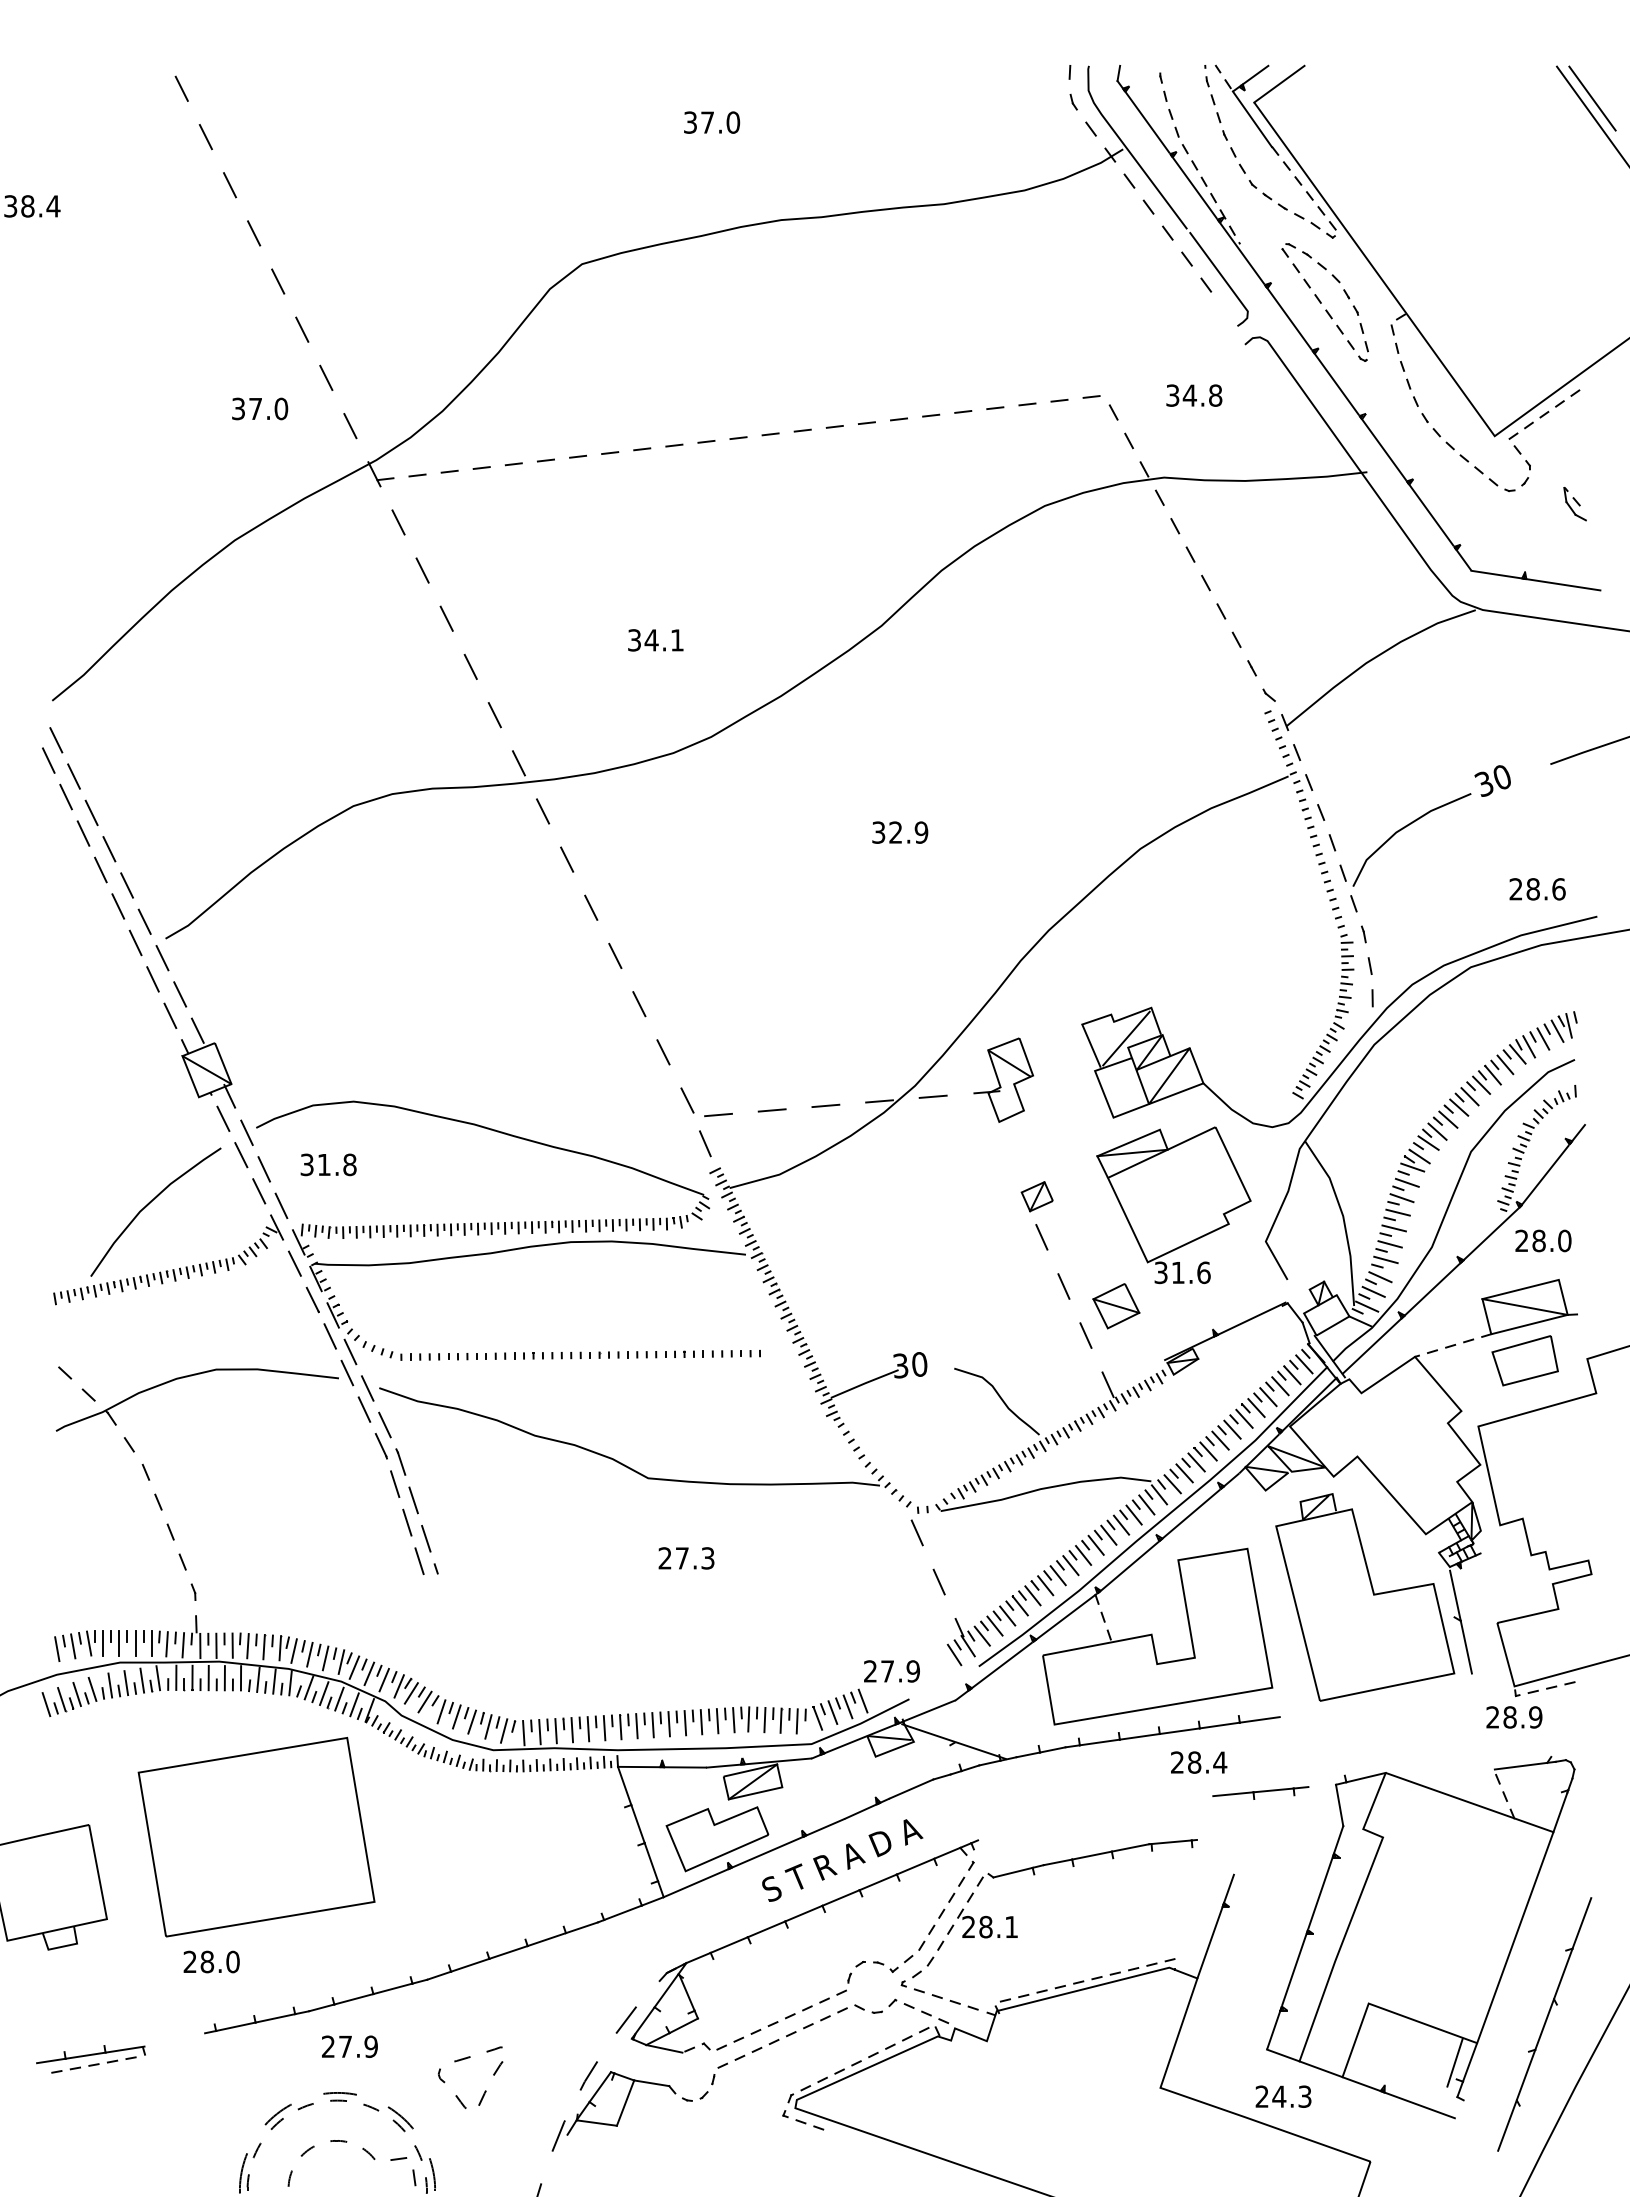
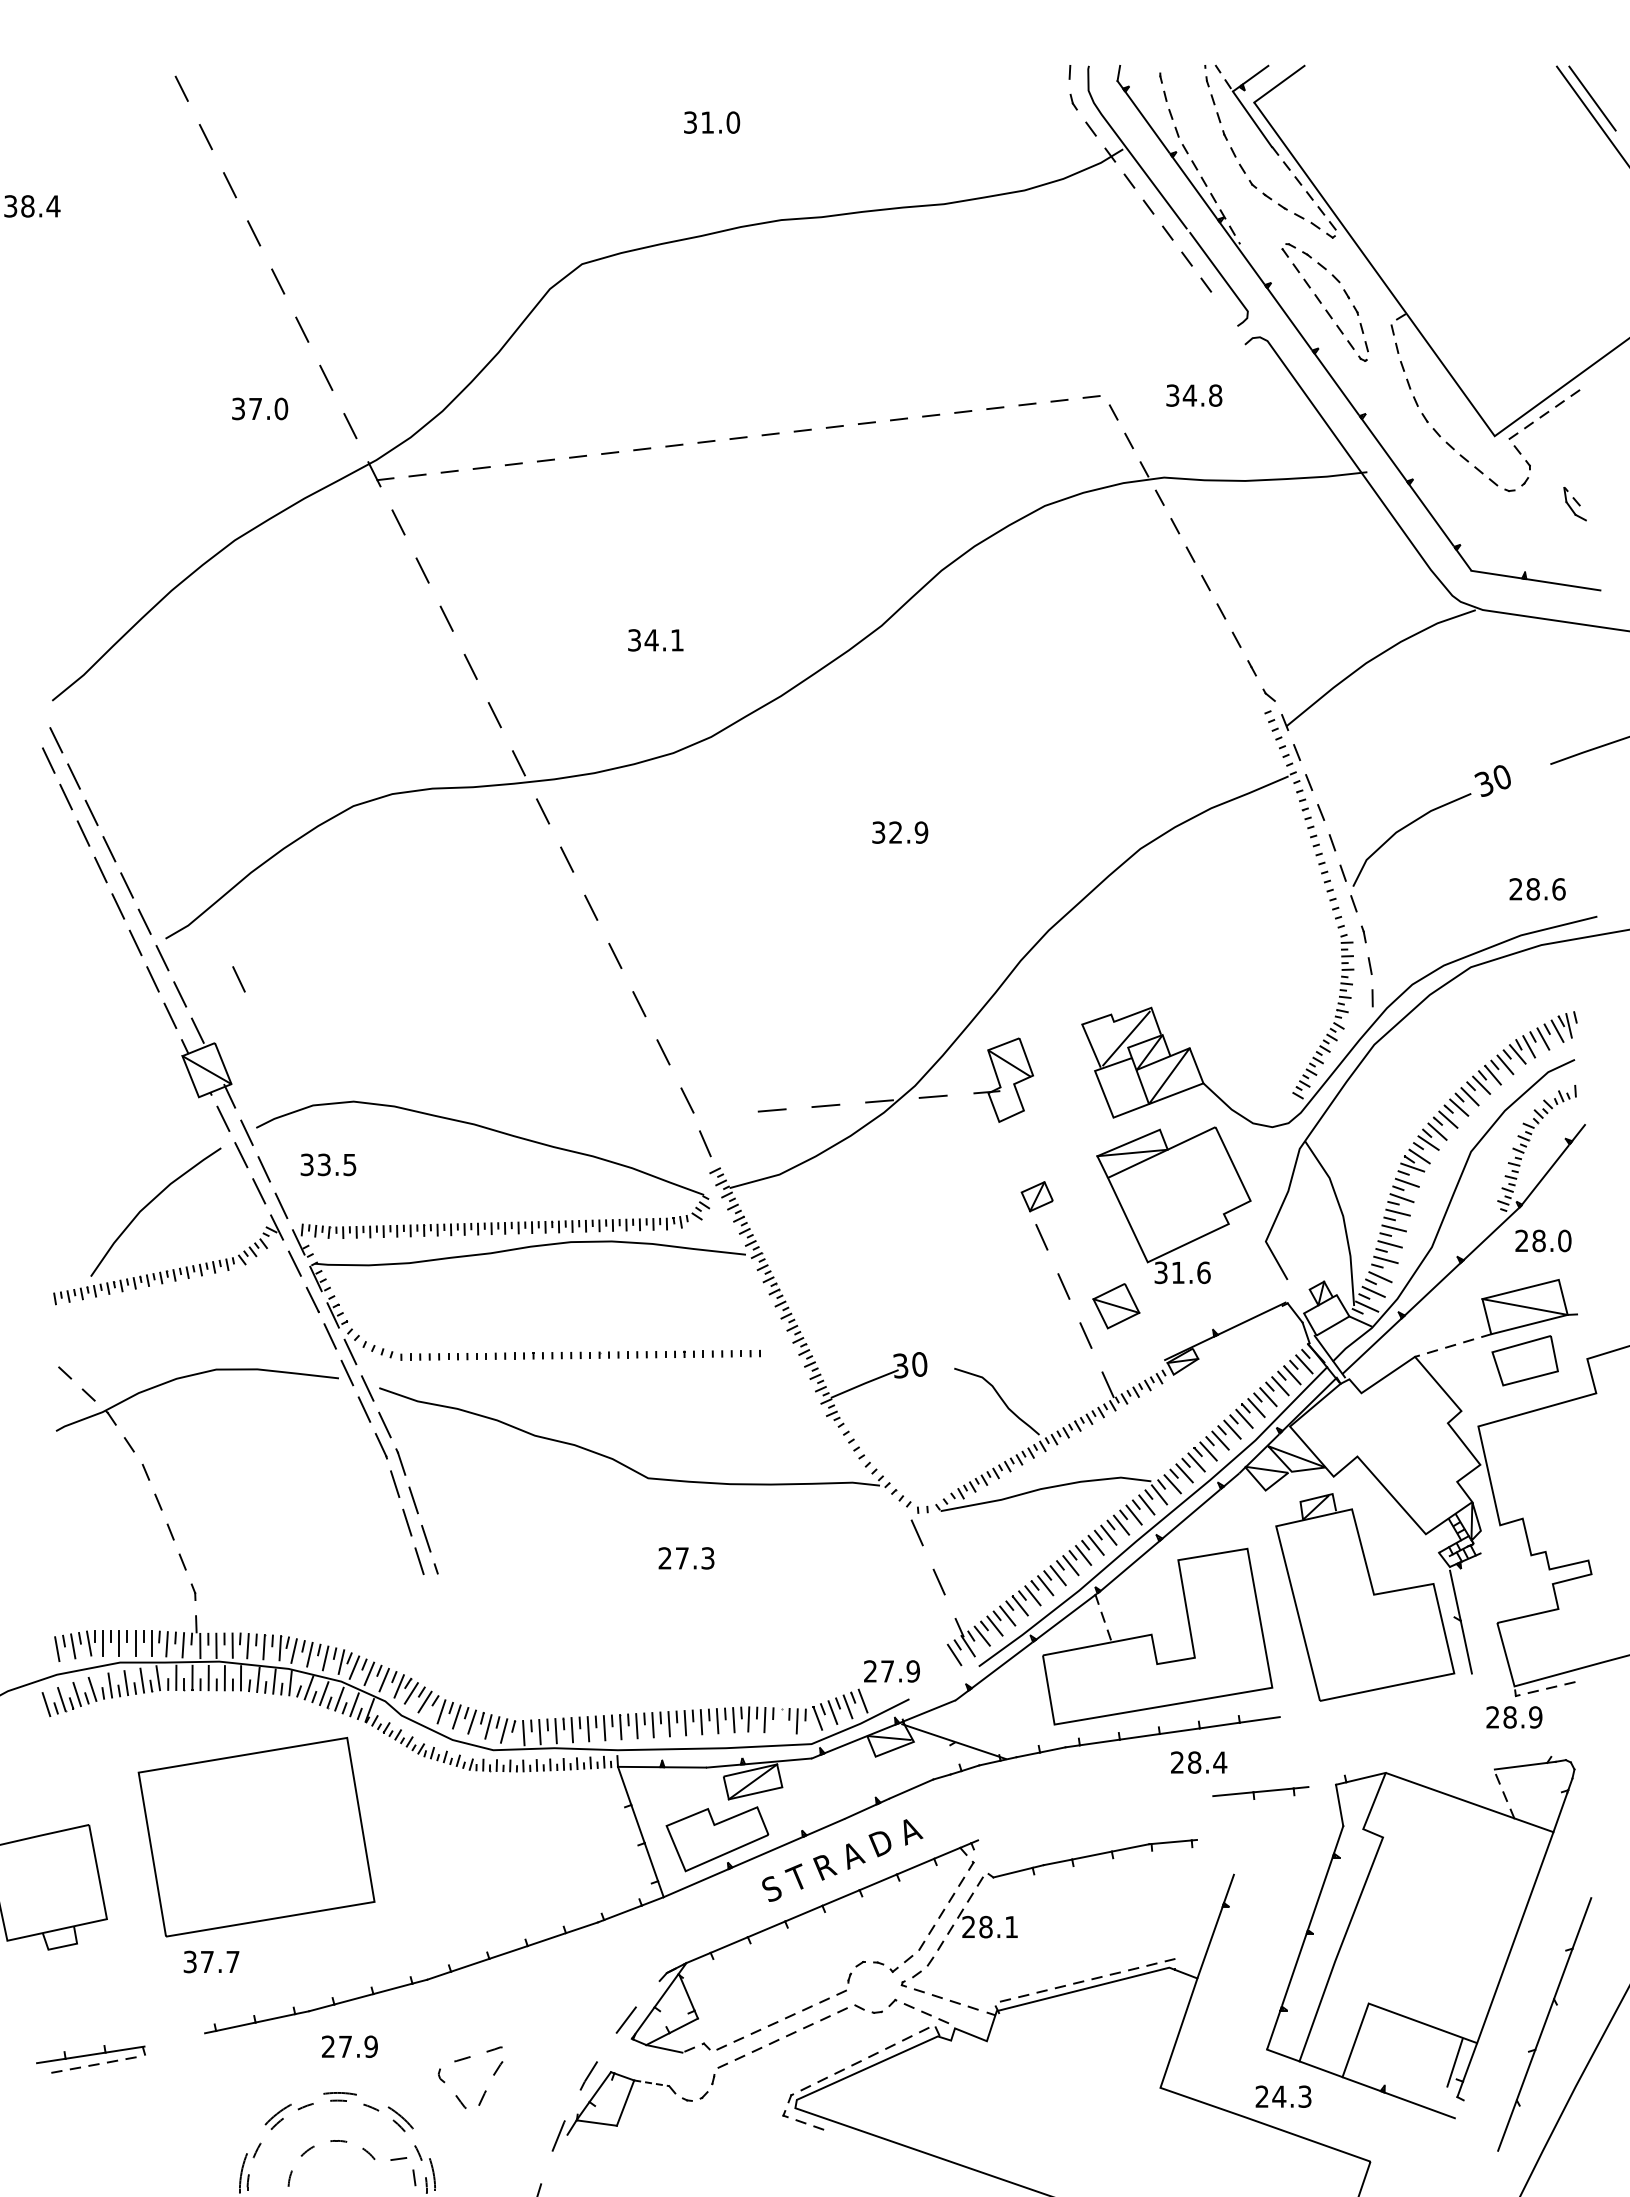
text: 37.0 -> 31.0 (707, 122)
line: none -> present (238, 979)
line: present -> none (718, 1114)
text: 31.8 -> 33.5 (336, 1164)
line: present -> none (780, 1720)
text: 28.0 -> 37.7 (211, 1961)
line: solid -> dashed (651, 2083)
